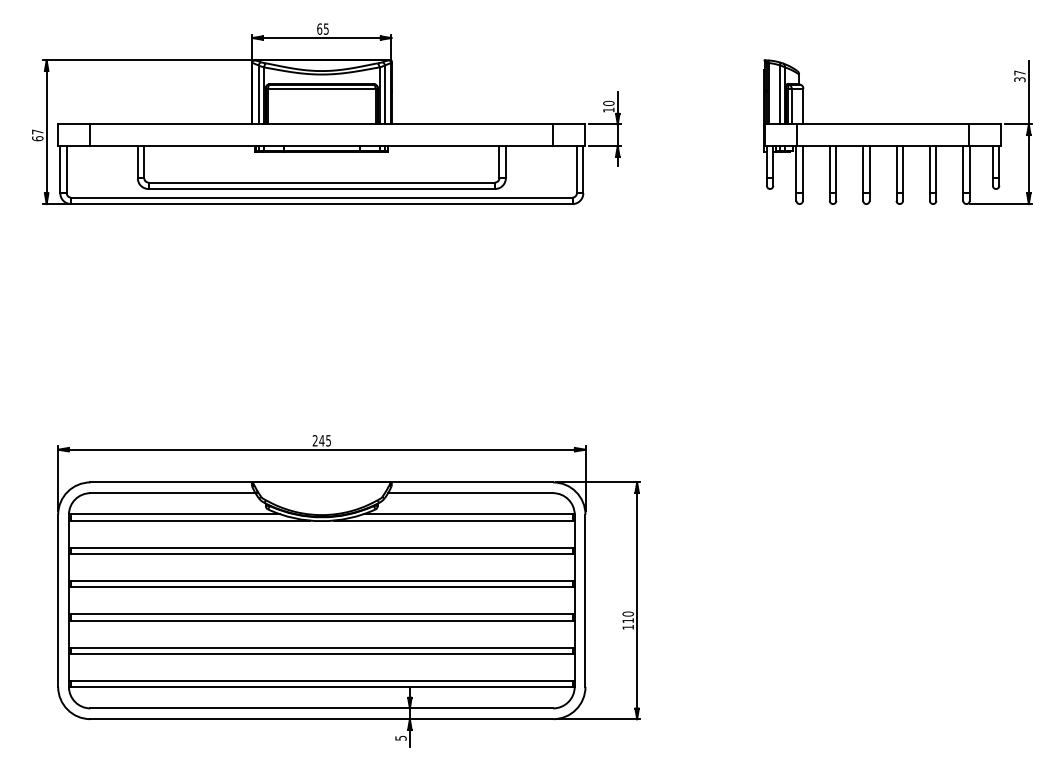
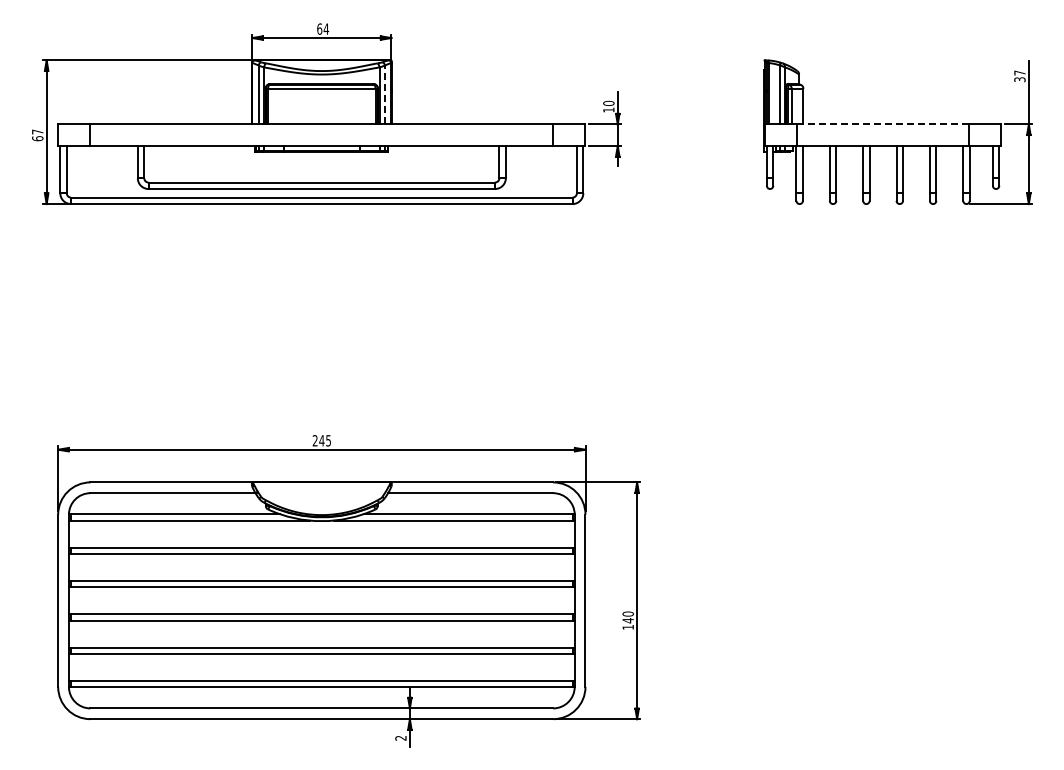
text: 65 -> 64 (326, 28)
line: solid -> dashed (384, 94)
line: solid -> dashed (883, 124)
text: 110 -> 140 (627, 620)
text: 5 -> 2 (400, 738)
